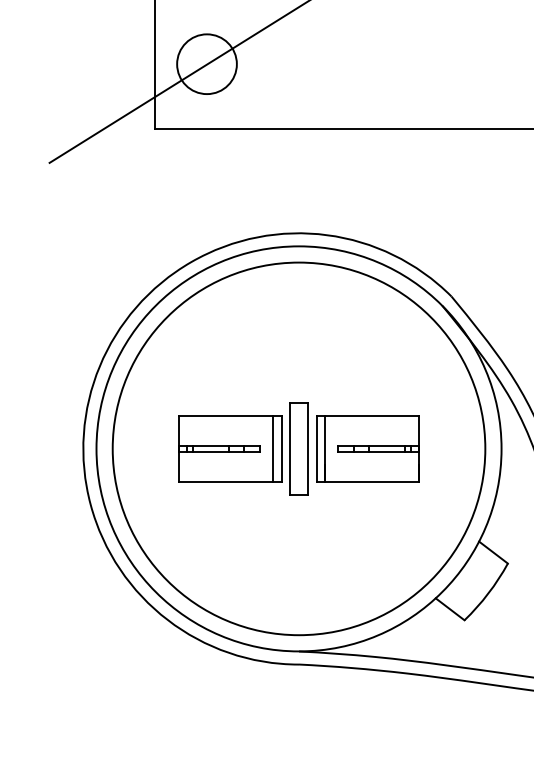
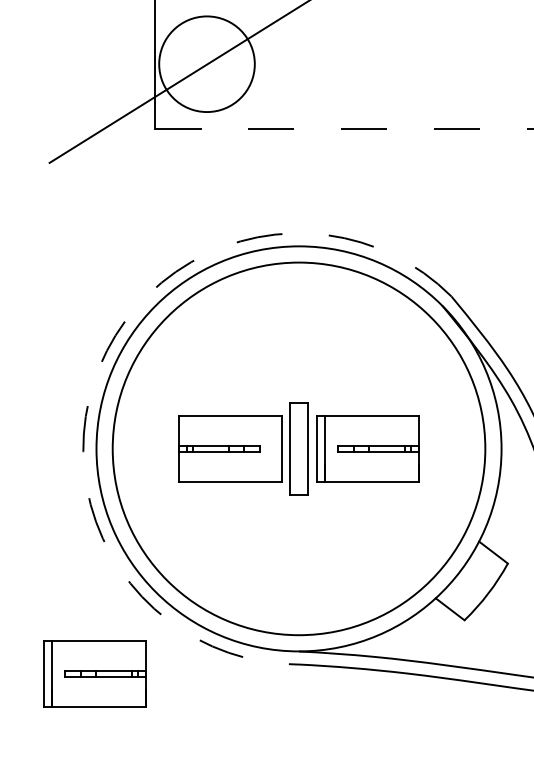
circle diameter: 60 px -> 96 px (206, 64)
line: solid -> dashed (344, 129)
arc: solid -> dashed (99, 366)
line: present -> none (273, 448)
part: none -> present (94, 673)
